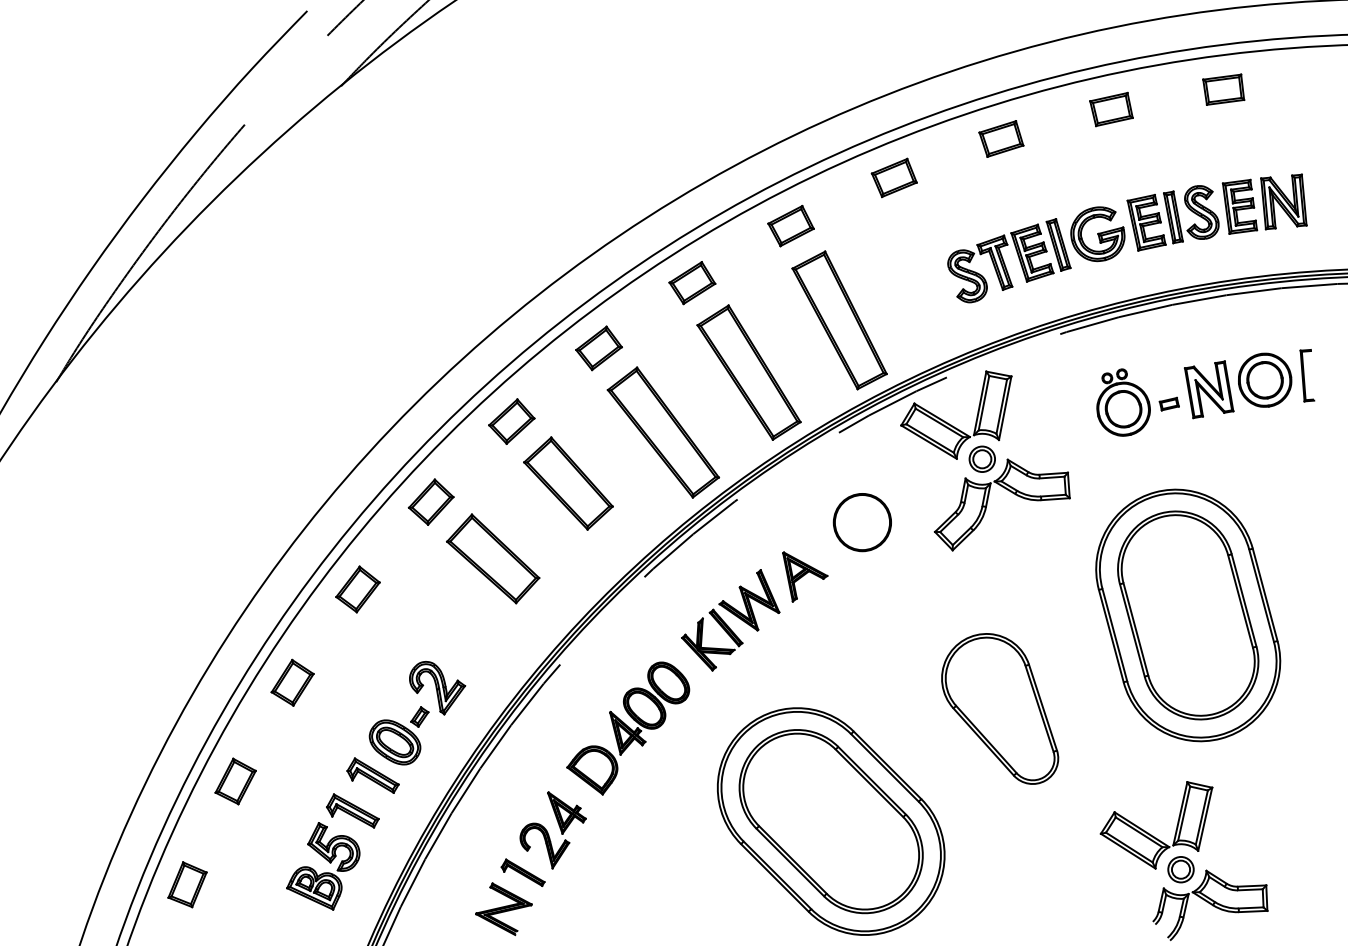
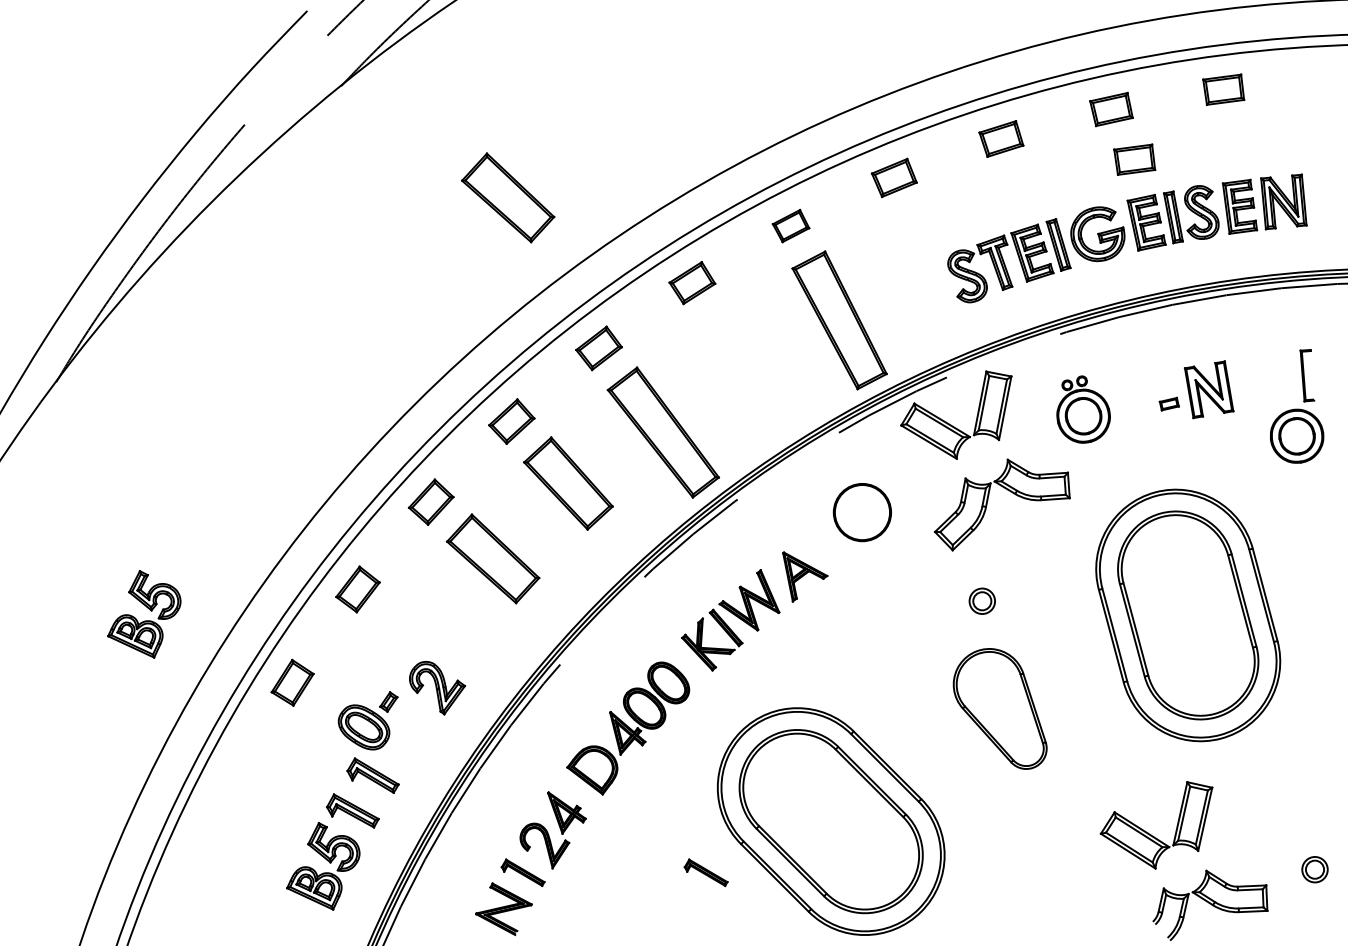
part: none -> present (1134, 159)
part: none -> present (508, 197)
part size: 48x44 px -> 40x36 px (790, 225)
part: present -> none (748, 372)
part position: (1265, 379) -> (1297, 435) (1297, 435)
part position: (1123, 402) -> (1083, 409) (1083, 409)
part position: (981, 458) -> (981, 600) (981, 600)
part position: (861, 522) -> (861, 512) (861, 512)
part: none -> present (144, 614)
part size: 119x152 px -> 96x122 px (999, 708)
part position: (398, 735) -> (367, 720) (367, 720)
part: present -> none (235, 781)
part position: (1180, 869) -> (1314, 869) (1314, 869)
part: none -> present (705, 872)
part: present -> none (187, 884)
